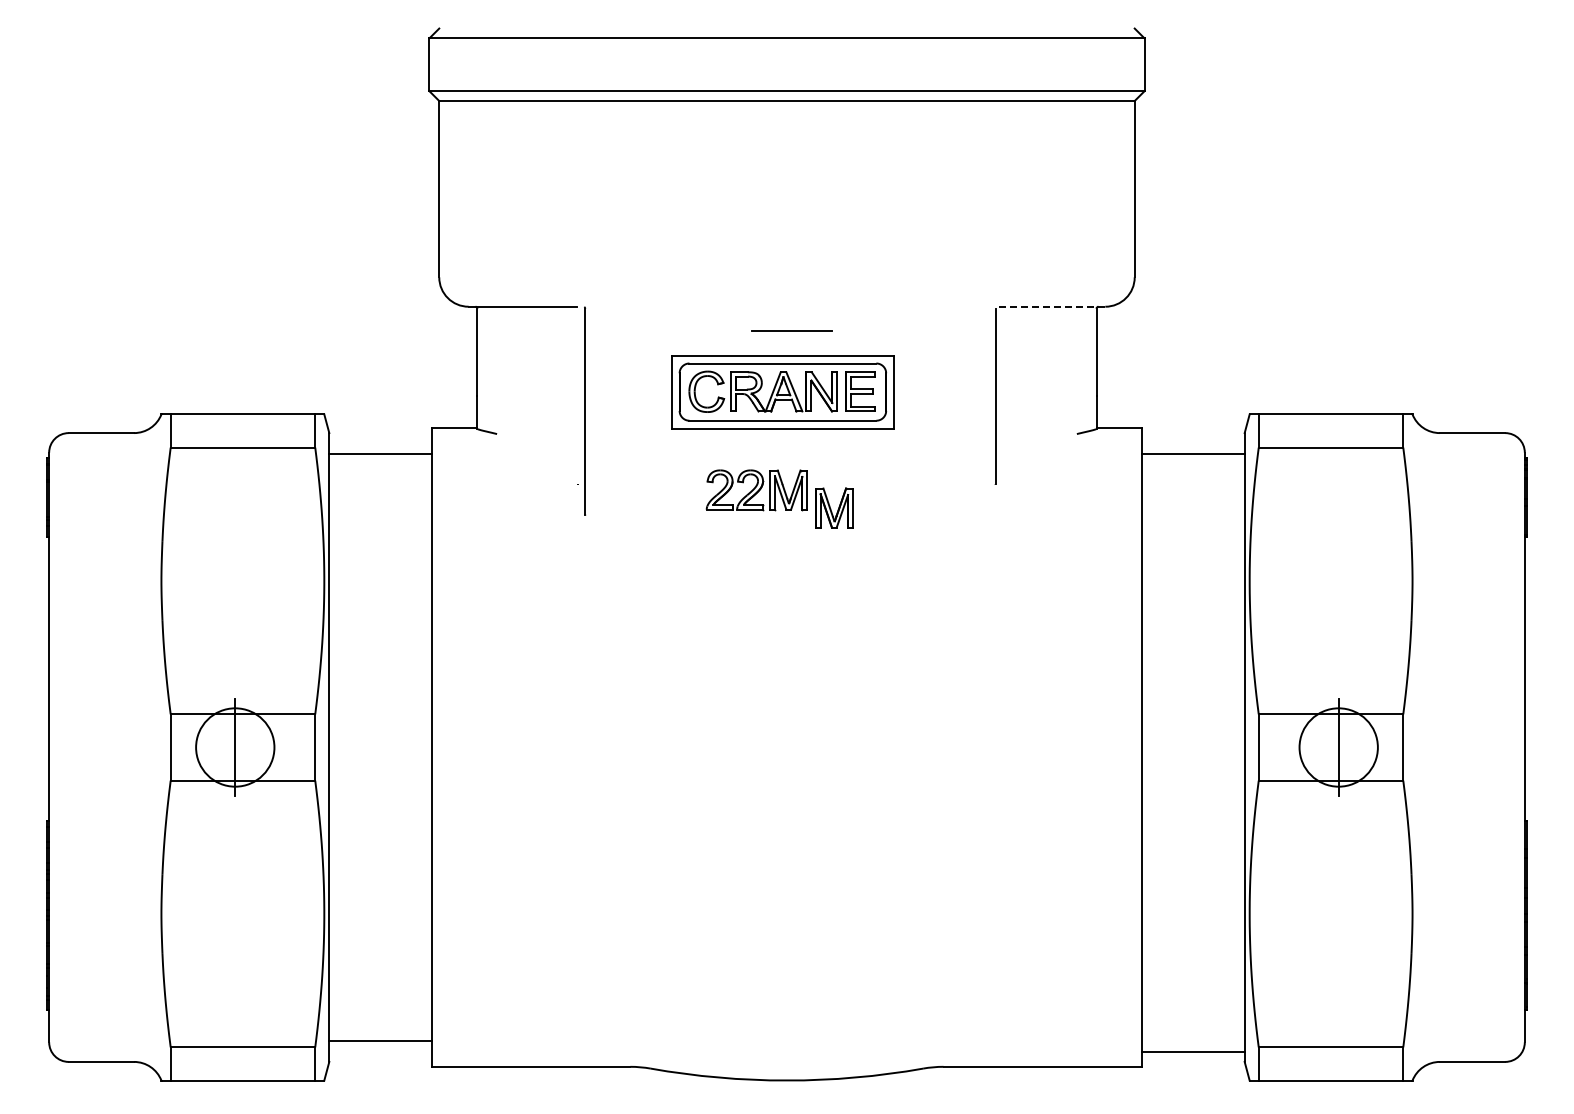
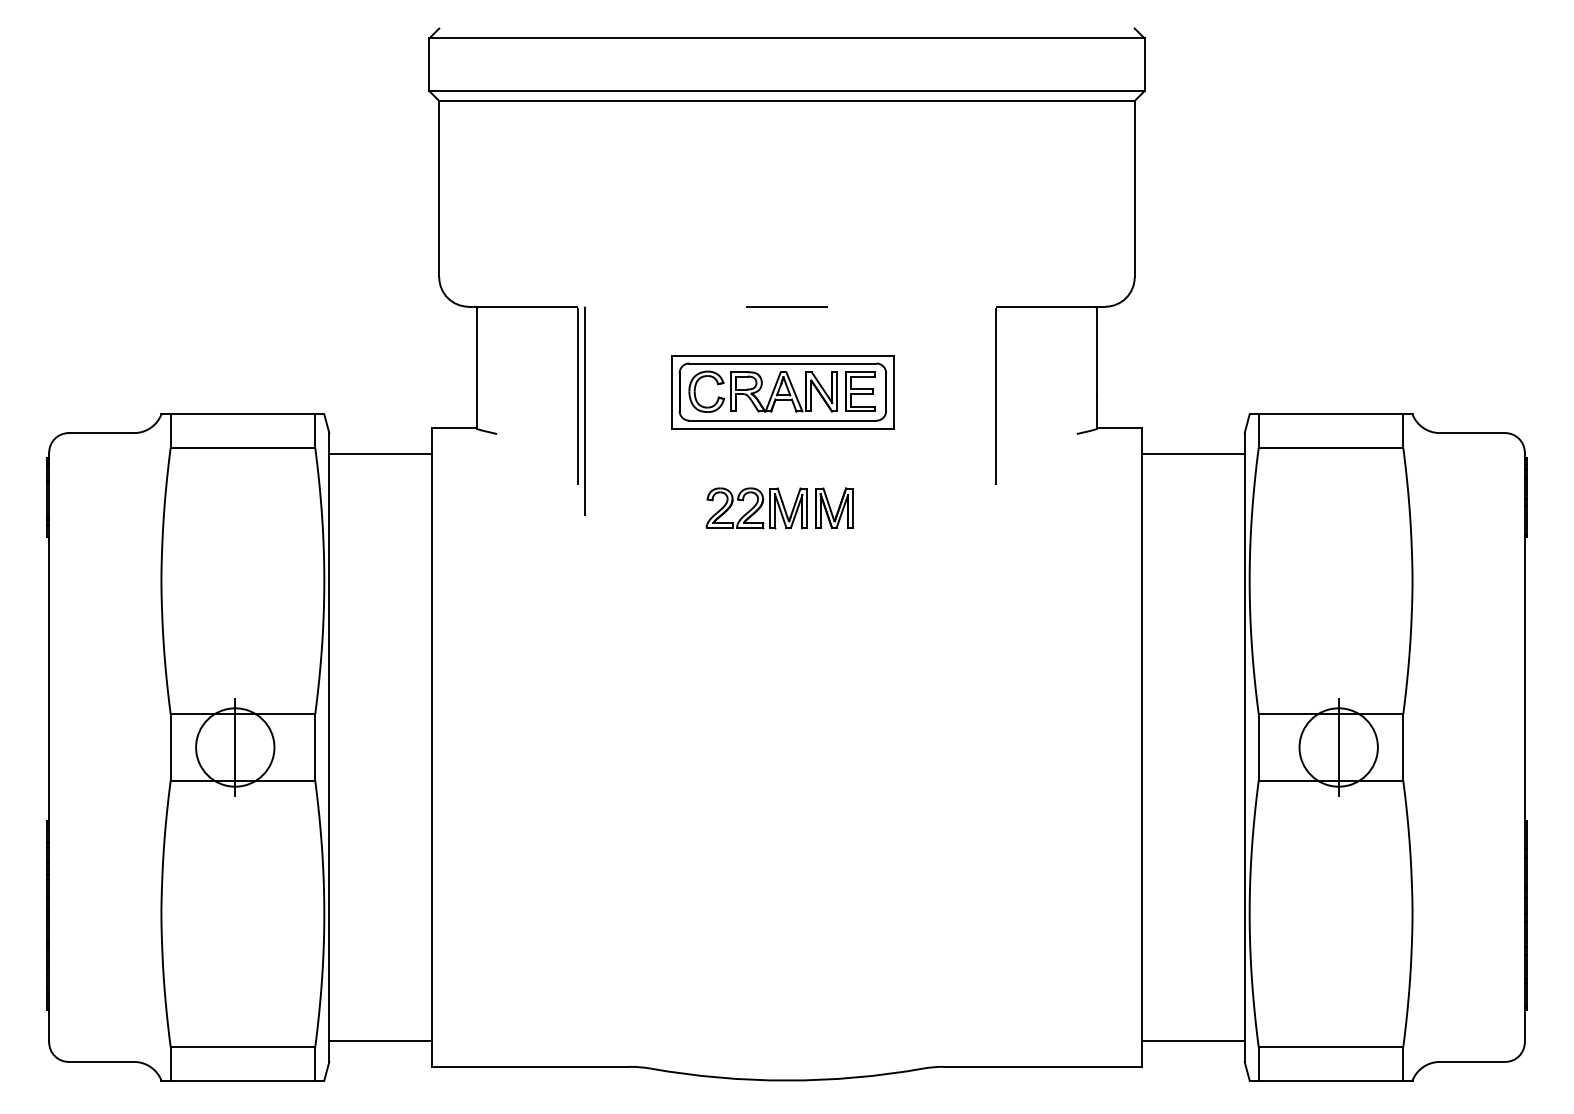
line: dashed -> solid (1050, 306)
line position: (791, 330) -> (786, 306) (786, 306)
line: none -> present (578, 396)
part position: (756, 490) -> (756, 508) (756, 508)
line position: (1192, 1052) -> (1192, 1041) (1192, 1041)
